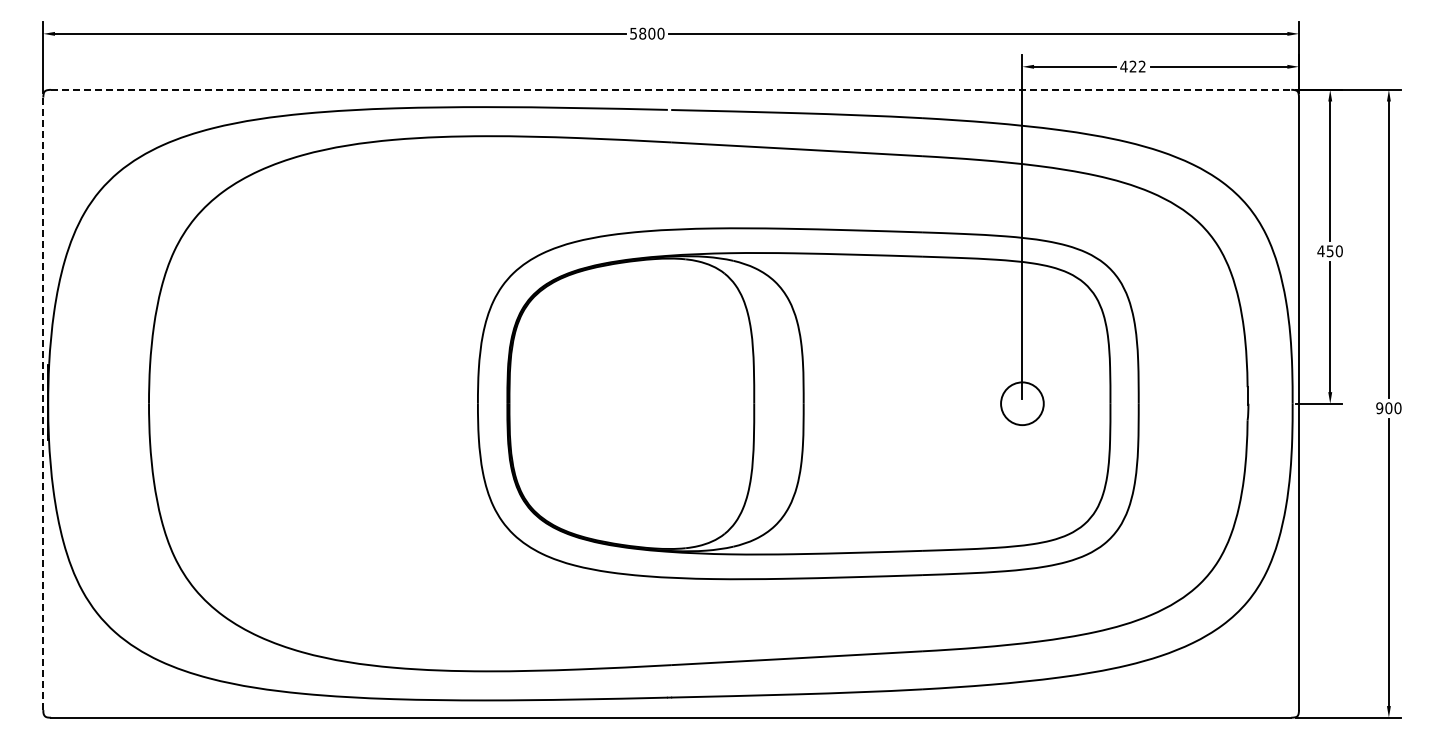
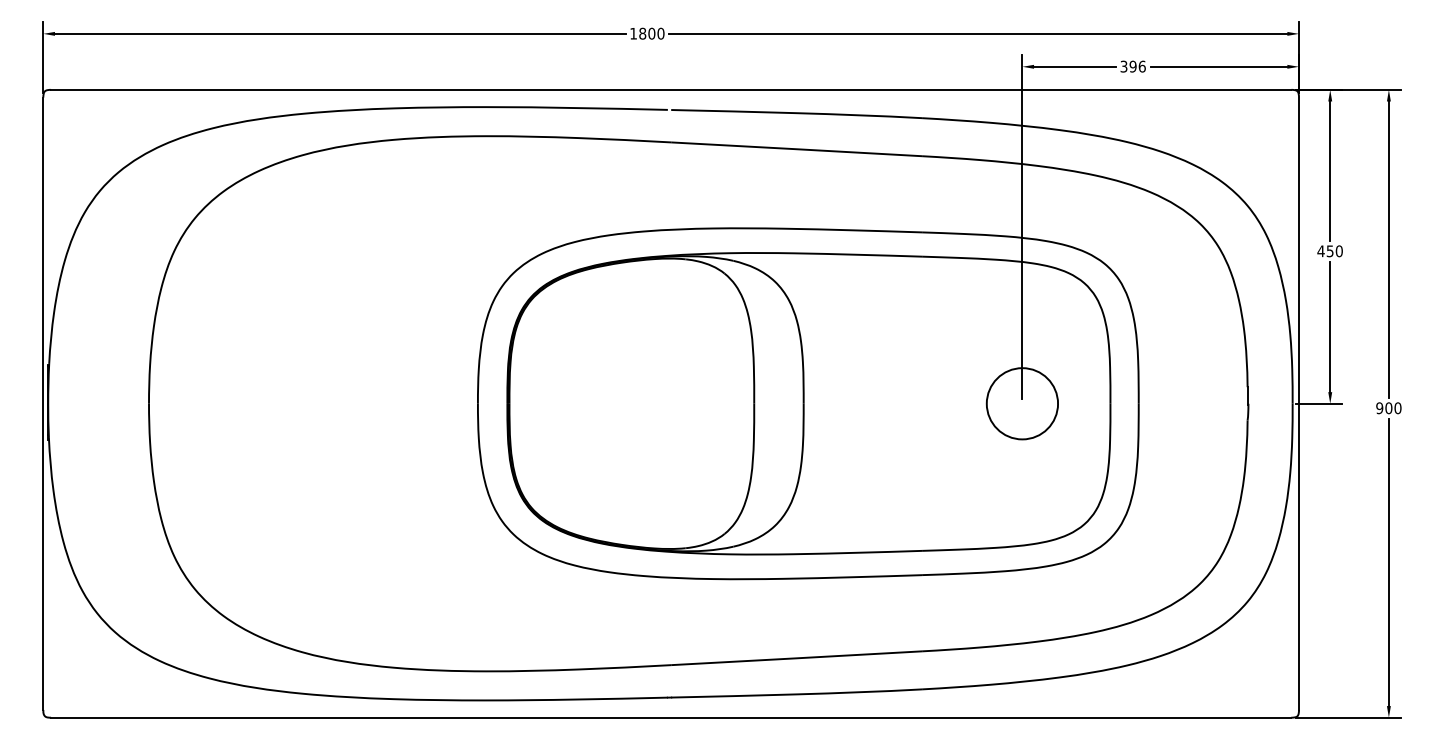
text: 5800 -> 1800 (633, 33)
text: 422 -> 396 (1132, 66)
line: dashed -> solid (671, 89)
circle diameter: 43 px -> 71 px (1022, 403)
line: dashed -> solid (43, 404)
